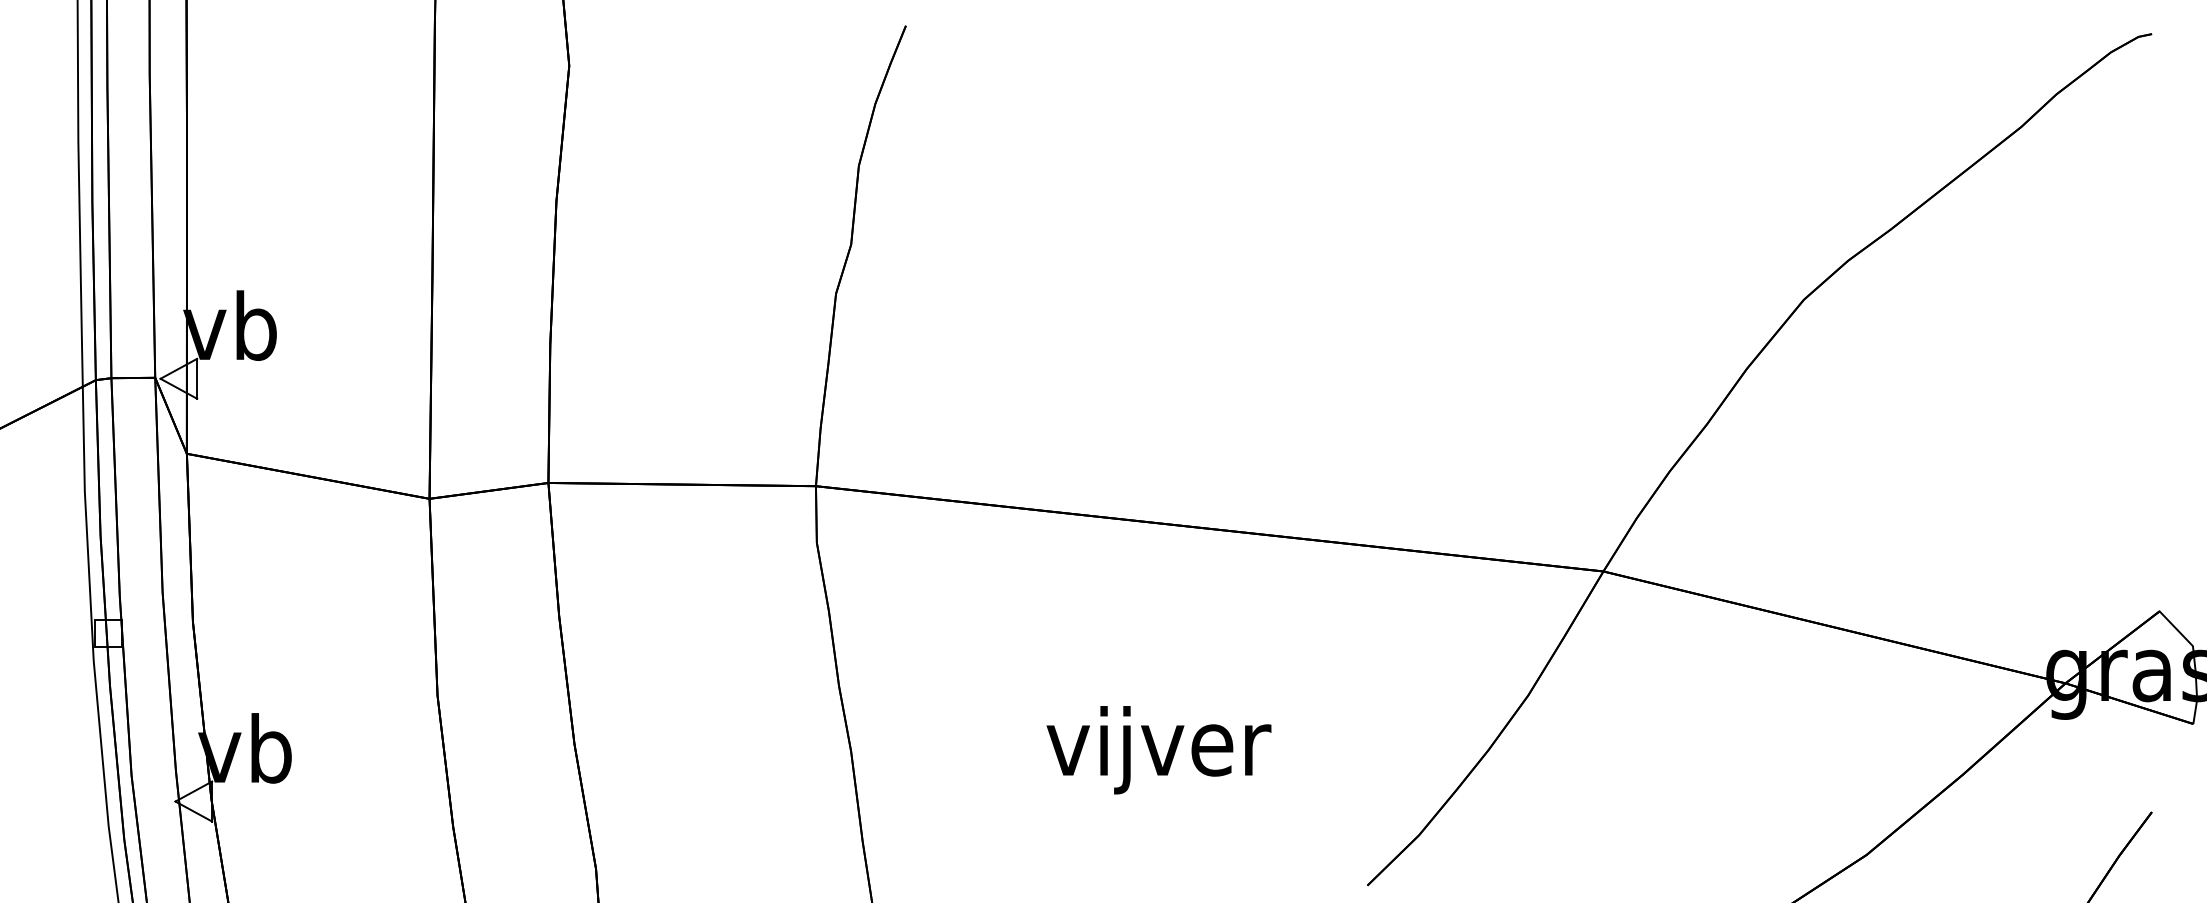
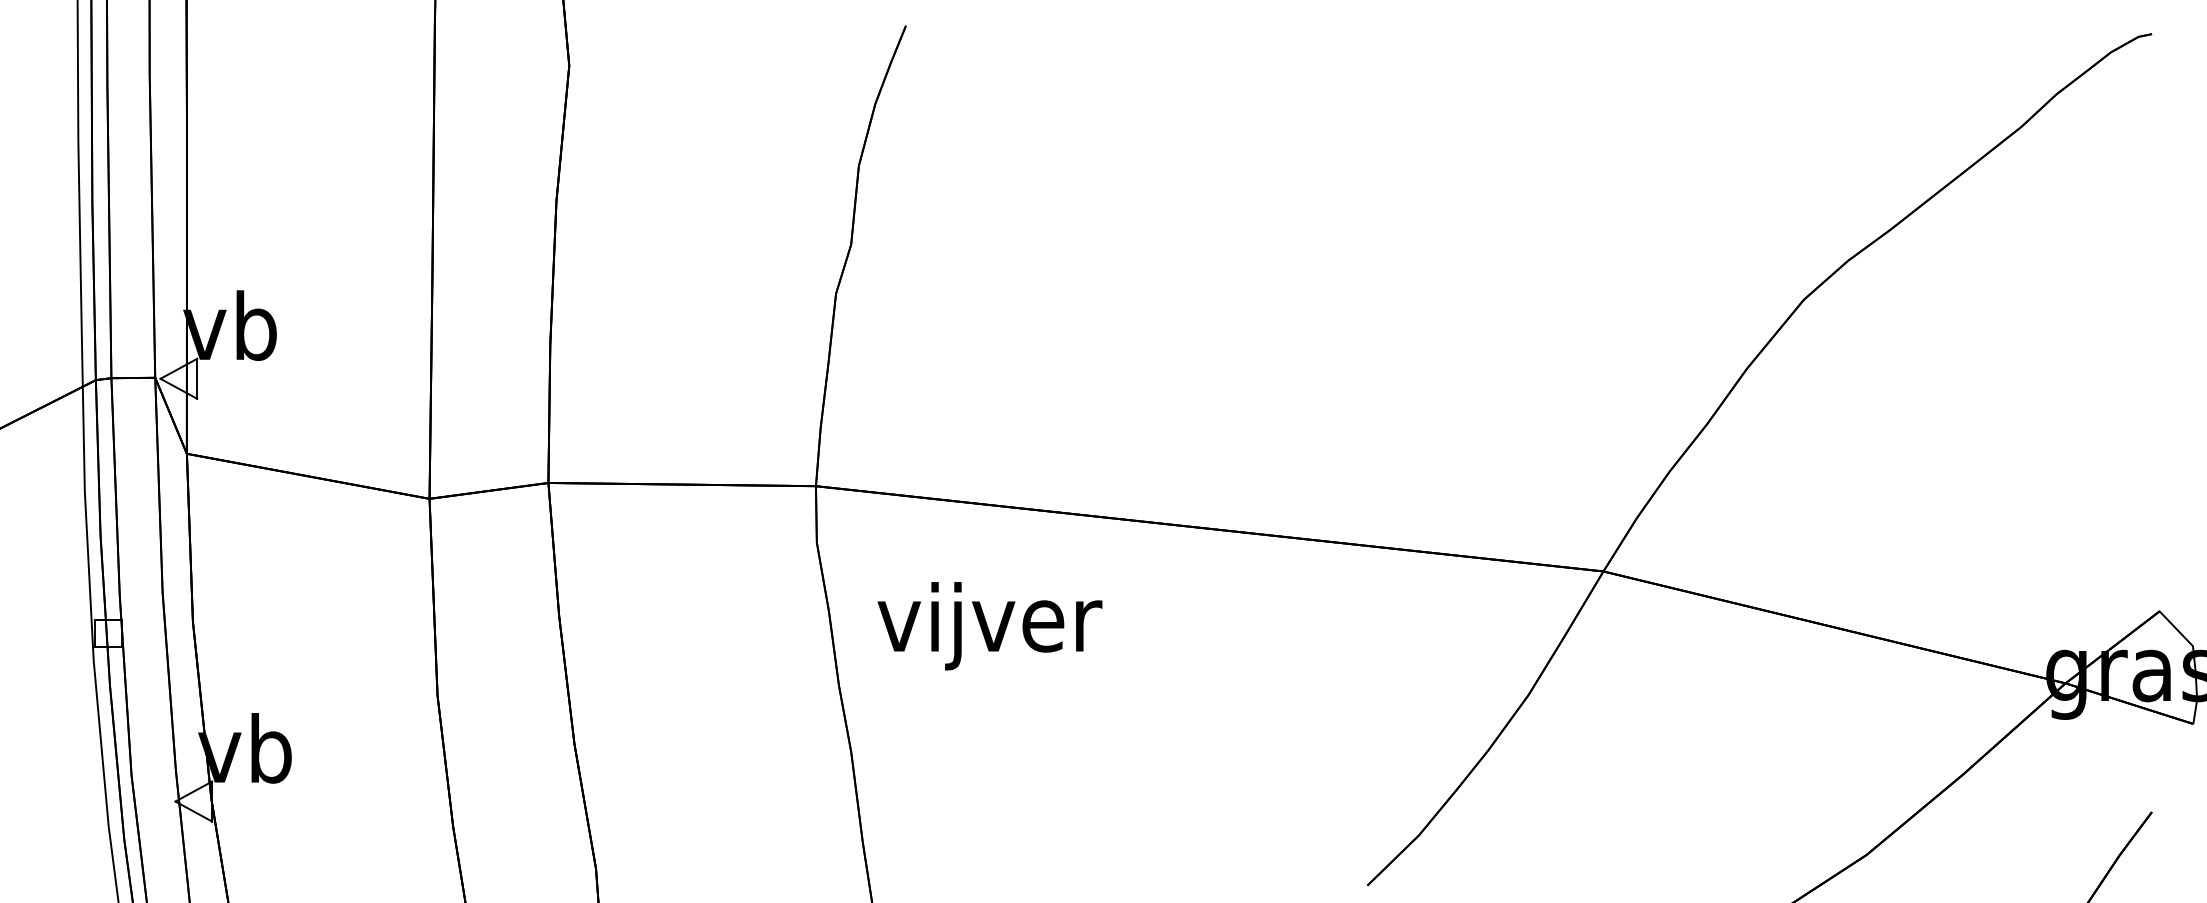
text position: (1158, 750) -> (989, 626) (989, 626)
